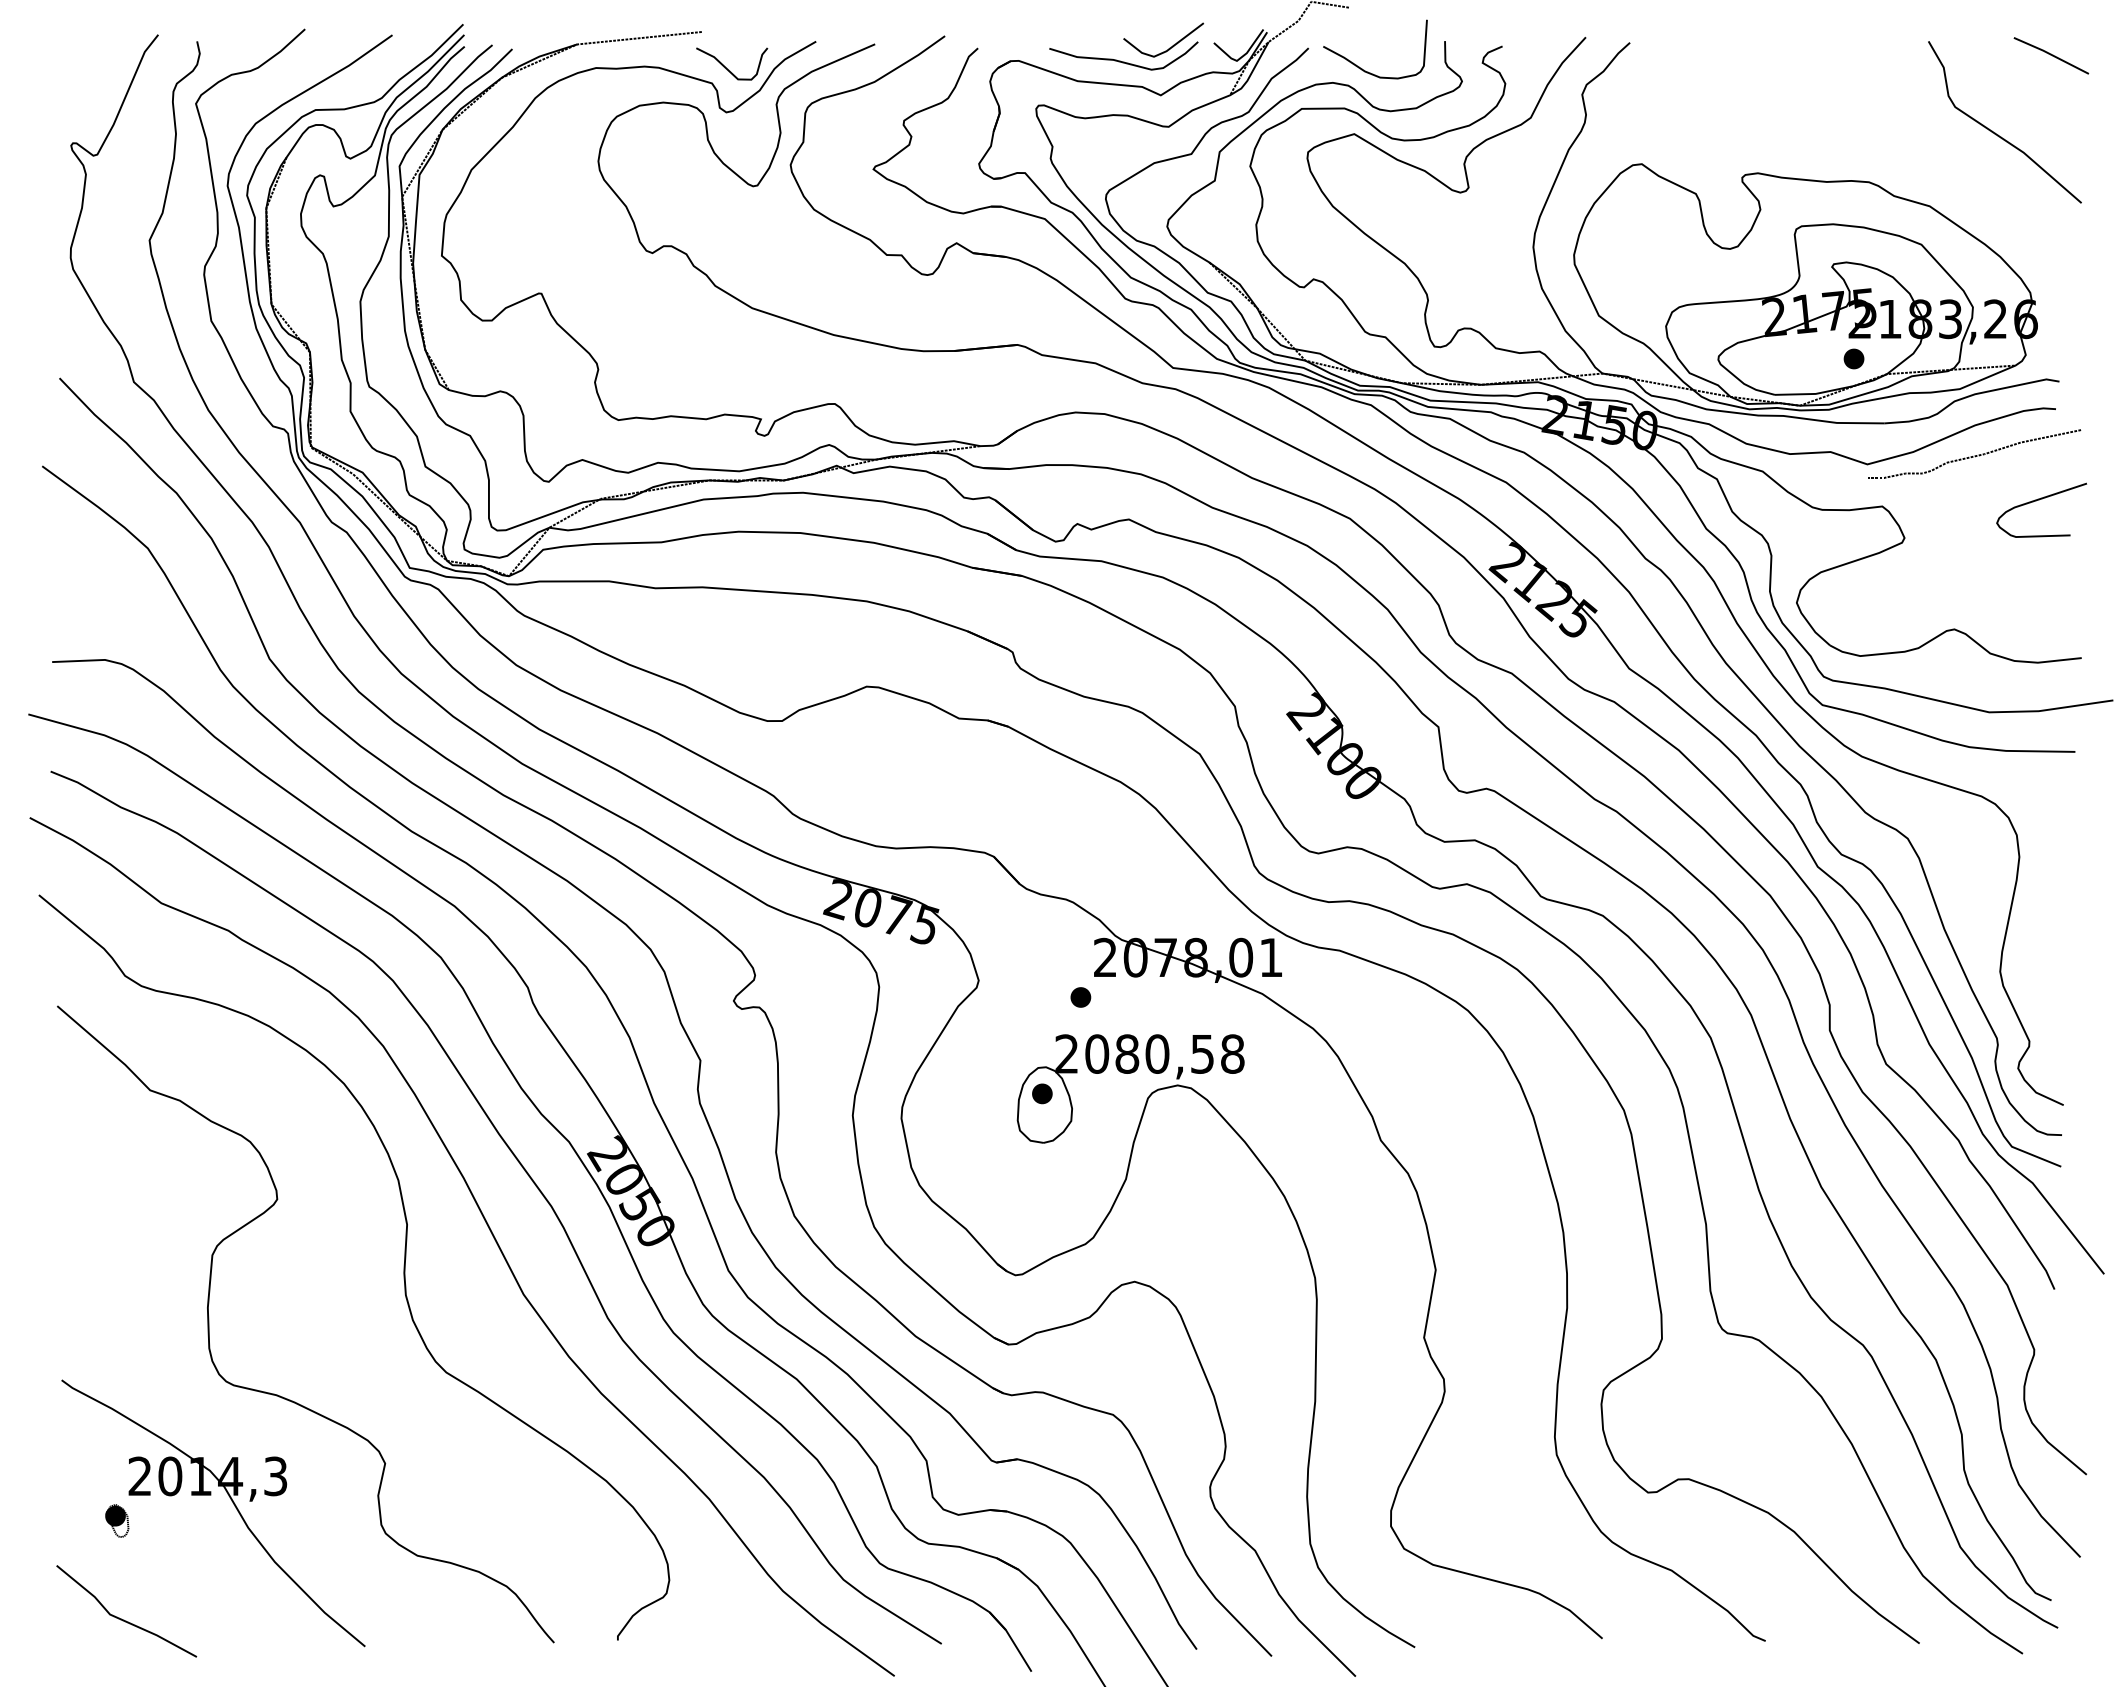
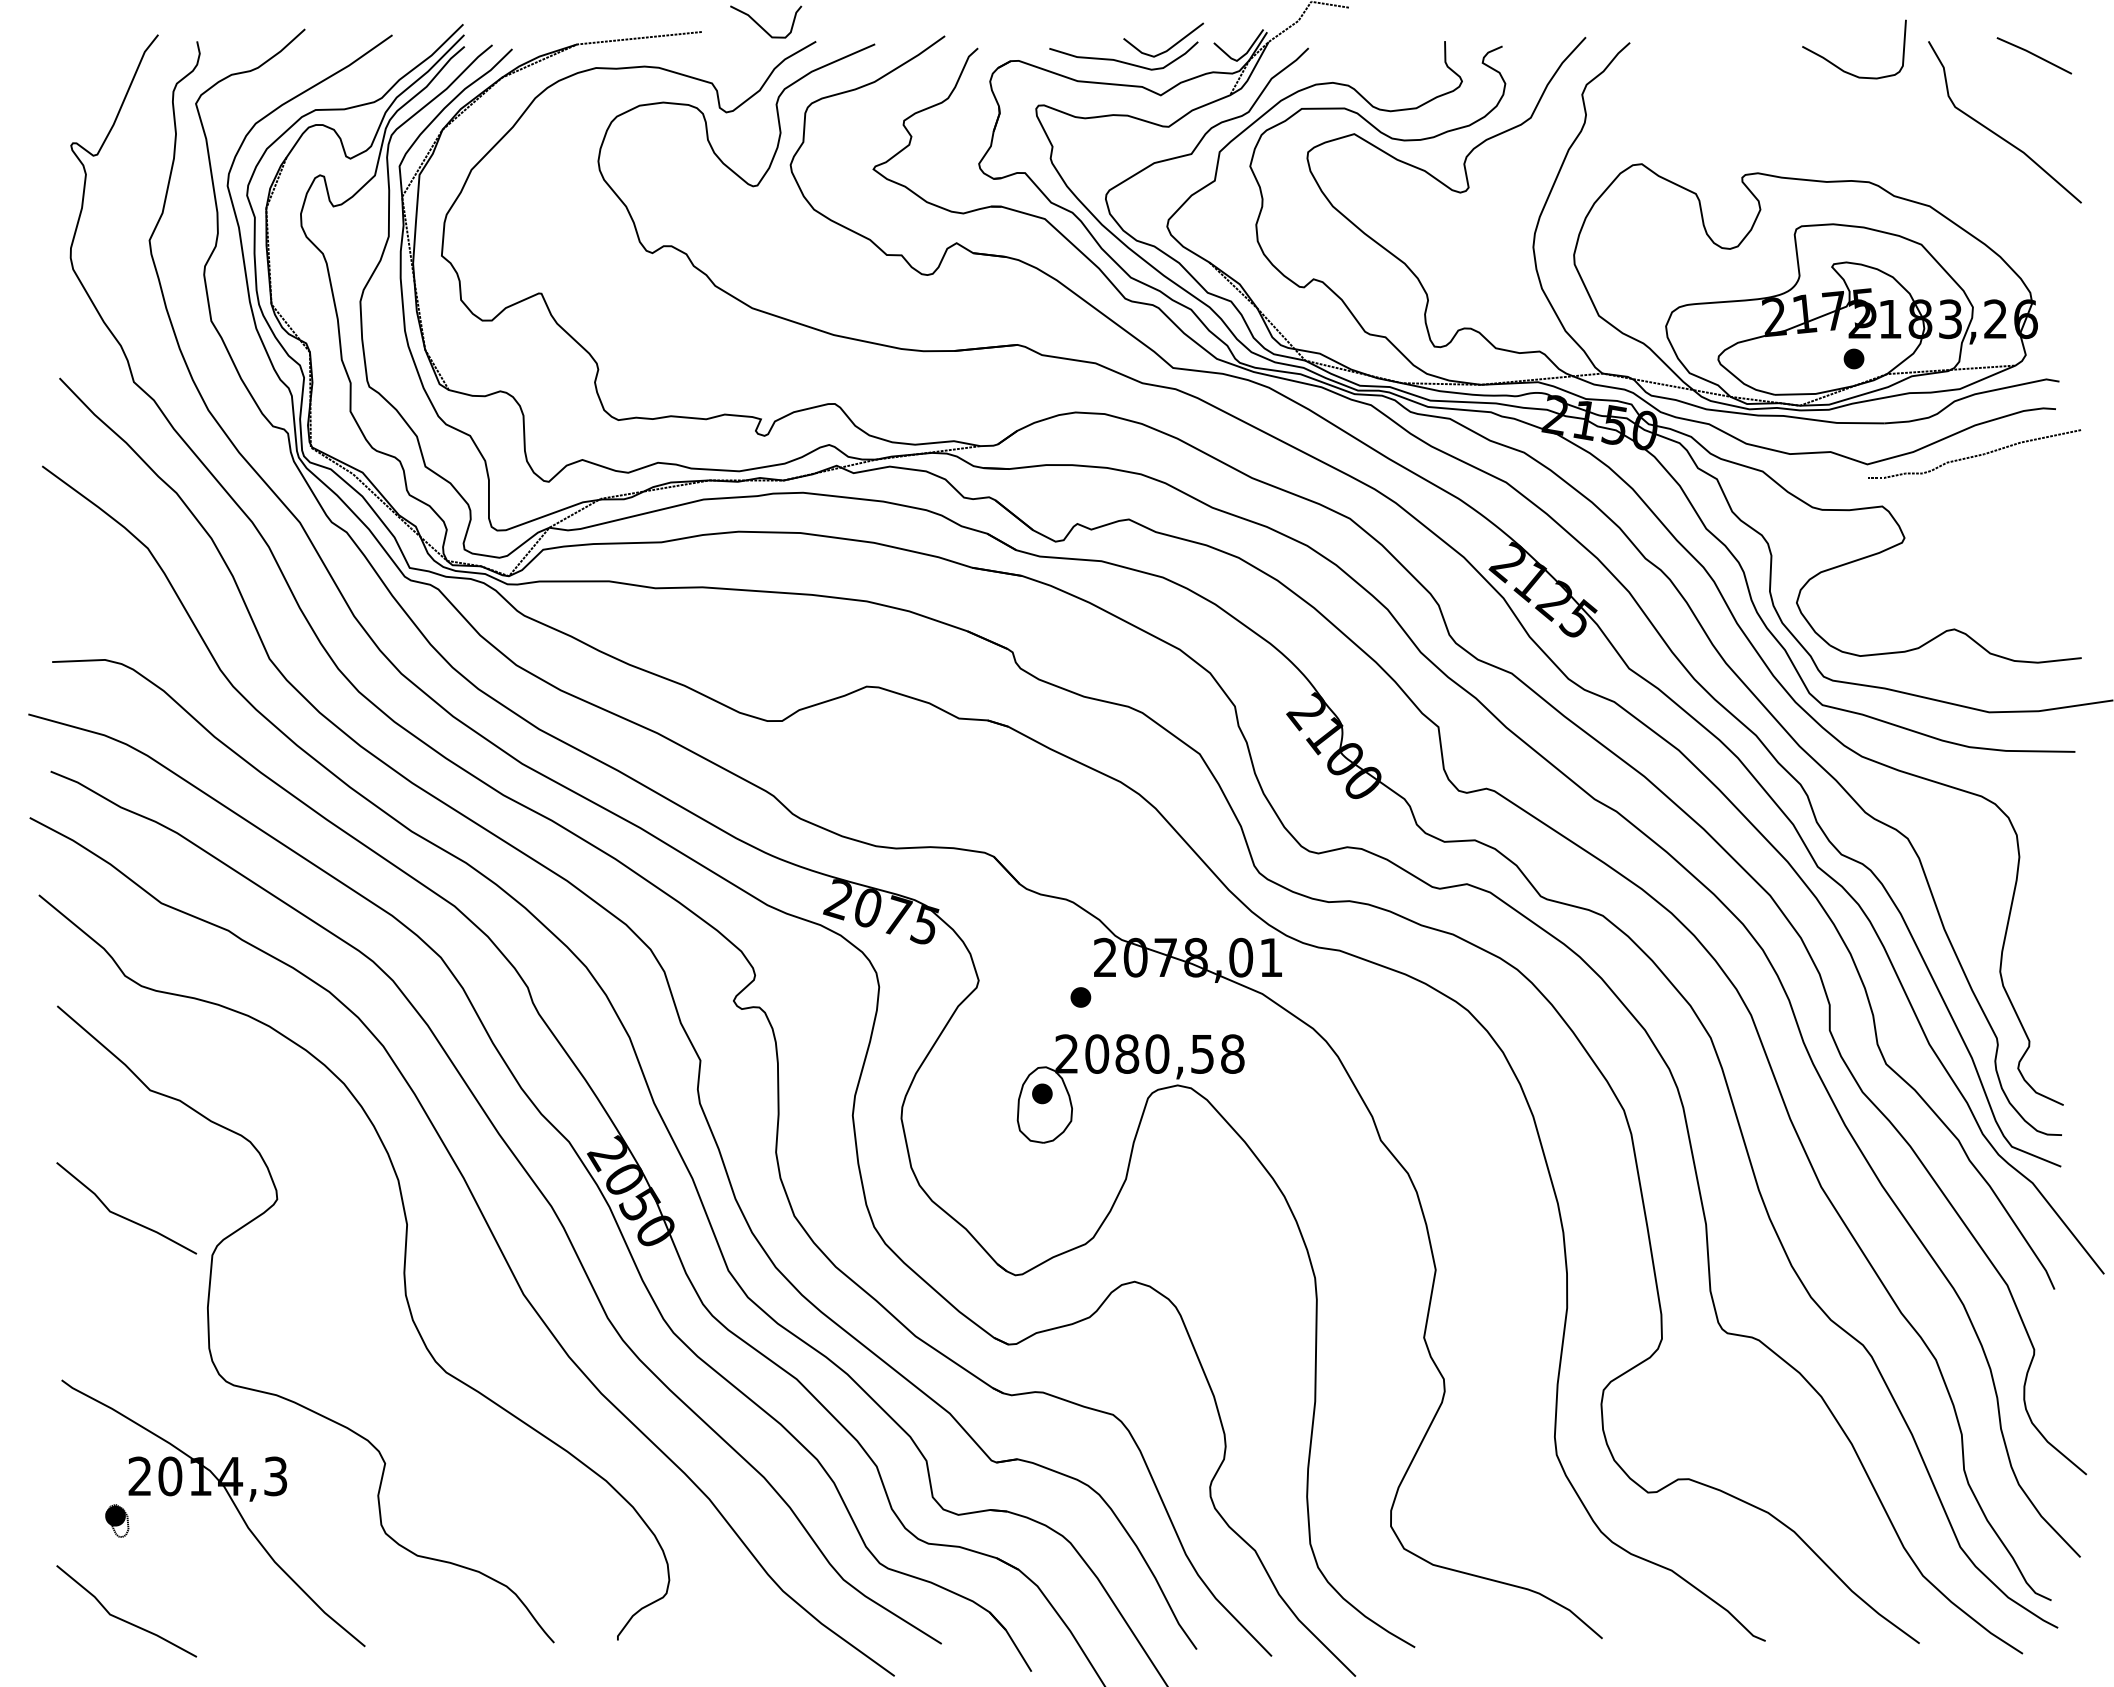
line position: (2051, 55) -> (2034, 55) (2034, 55)
curve position: (727, 68) -> (761, 26) (761, 26)
curve position: (1362, 68) -> (1841, 68) (1841, 68)
curve: present -> none (2039, 500)
line: none -> present (123, 1216)
